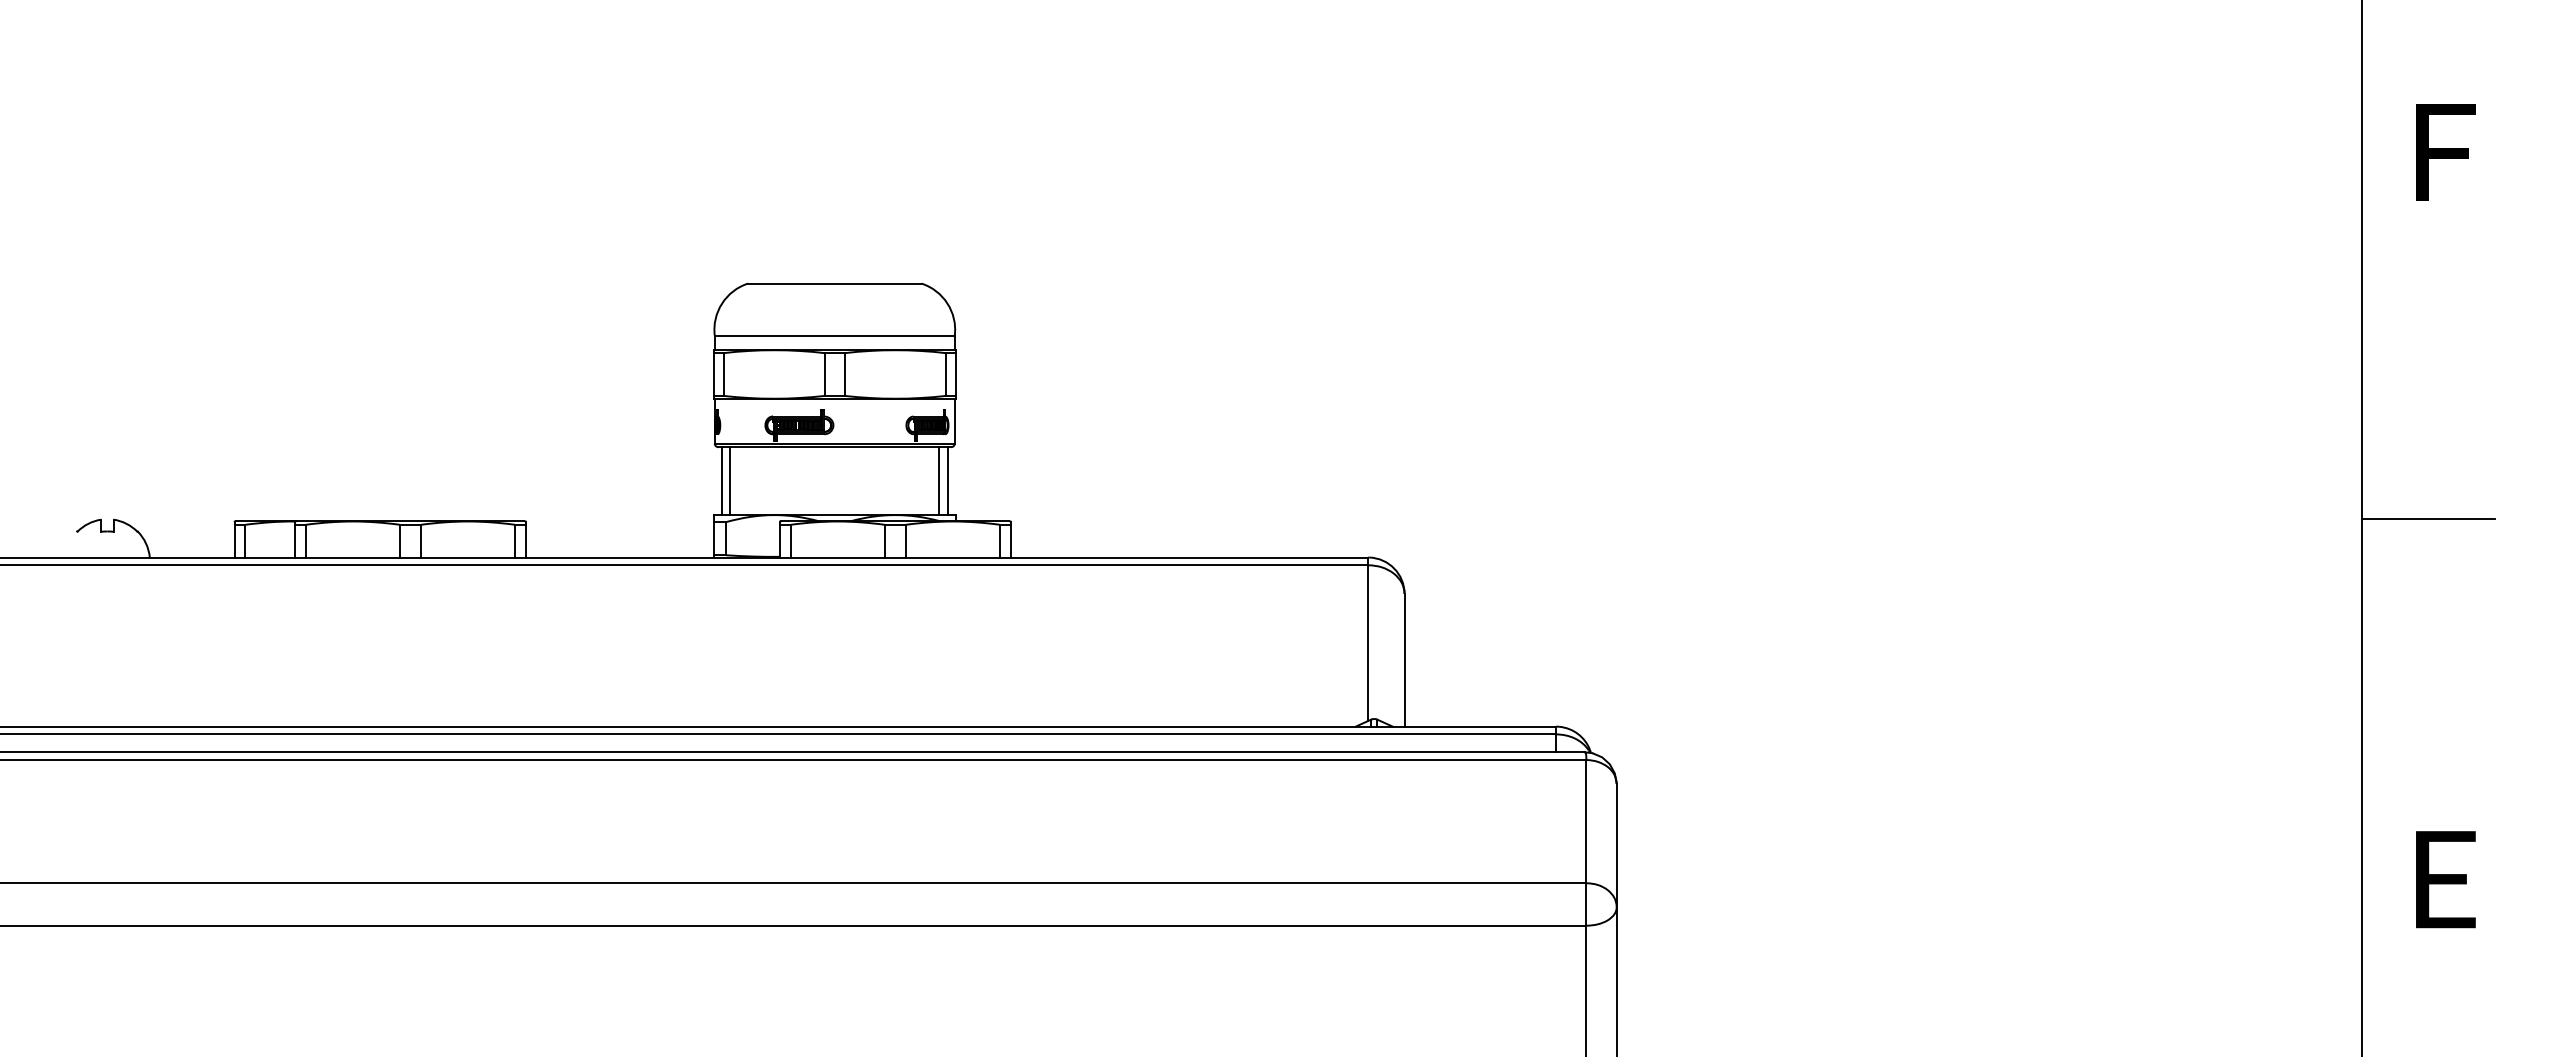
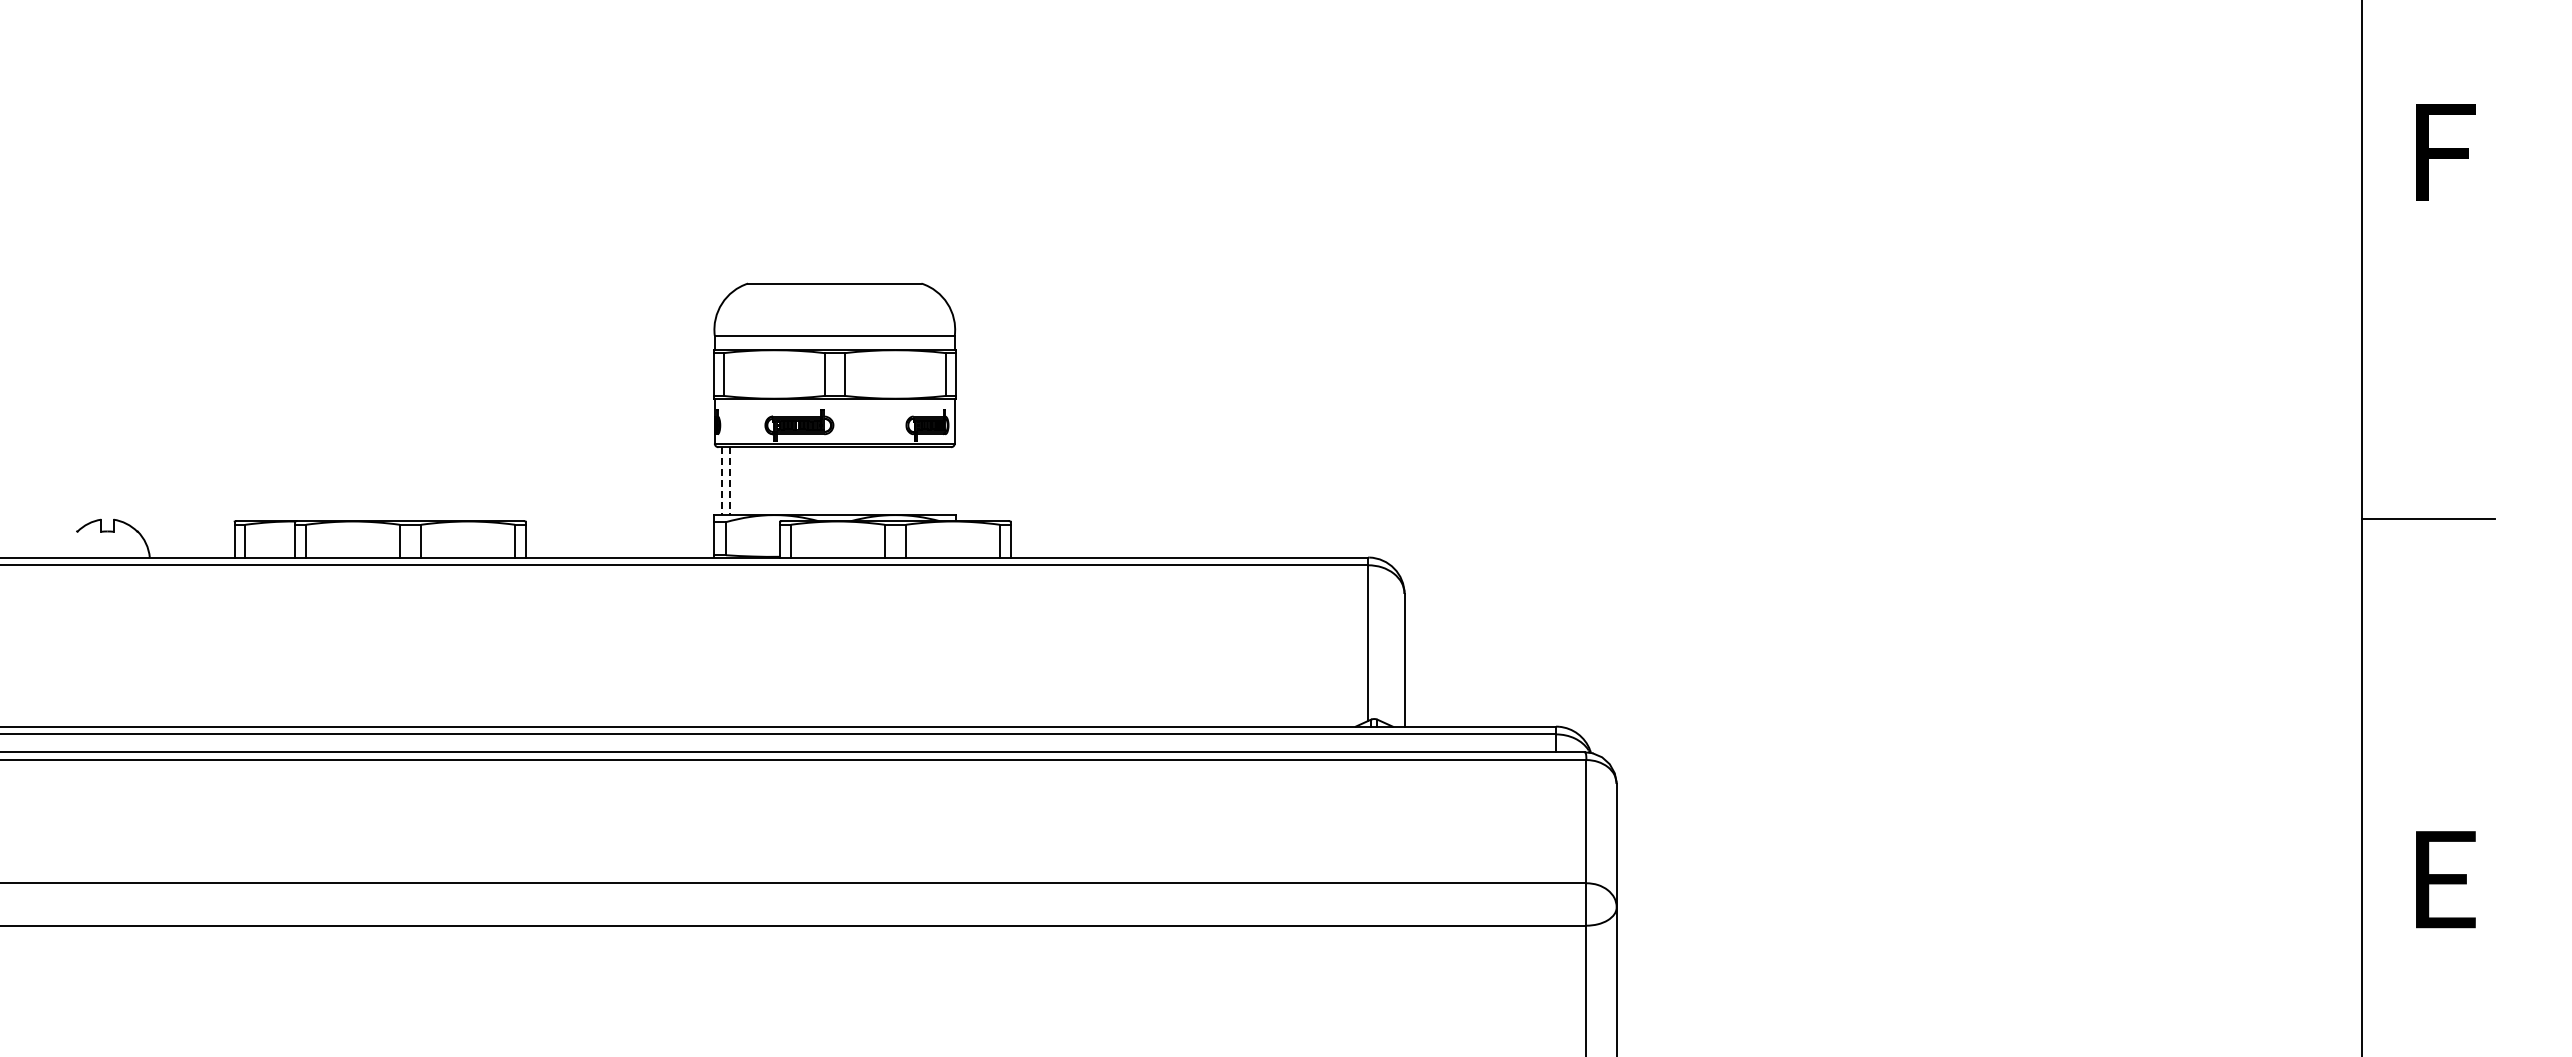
line: solid -> dashed (722, 481)
line: solid -> dashed (730, 481)
line: present -> none (939, 481)
line: present -> none (947, 481)
